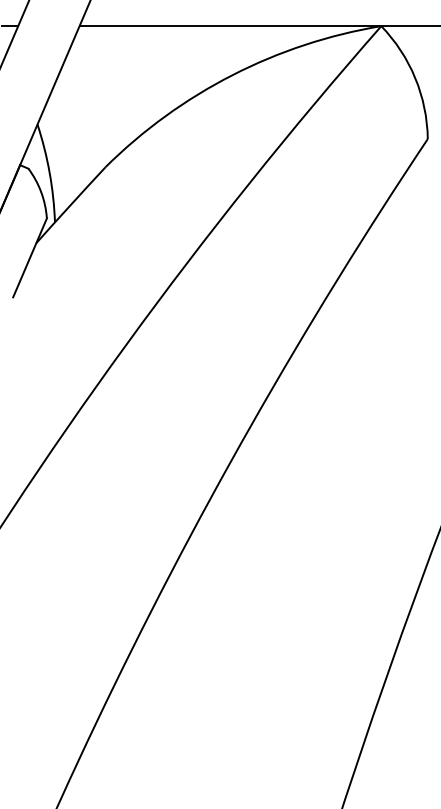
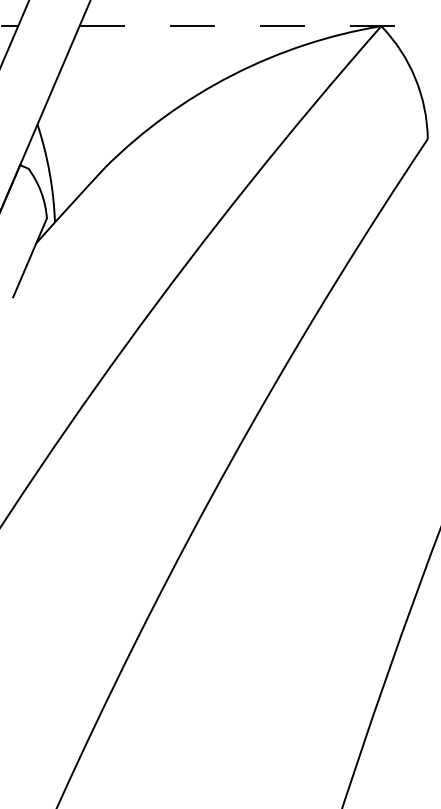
line: solid -> dashed (260, 26)
